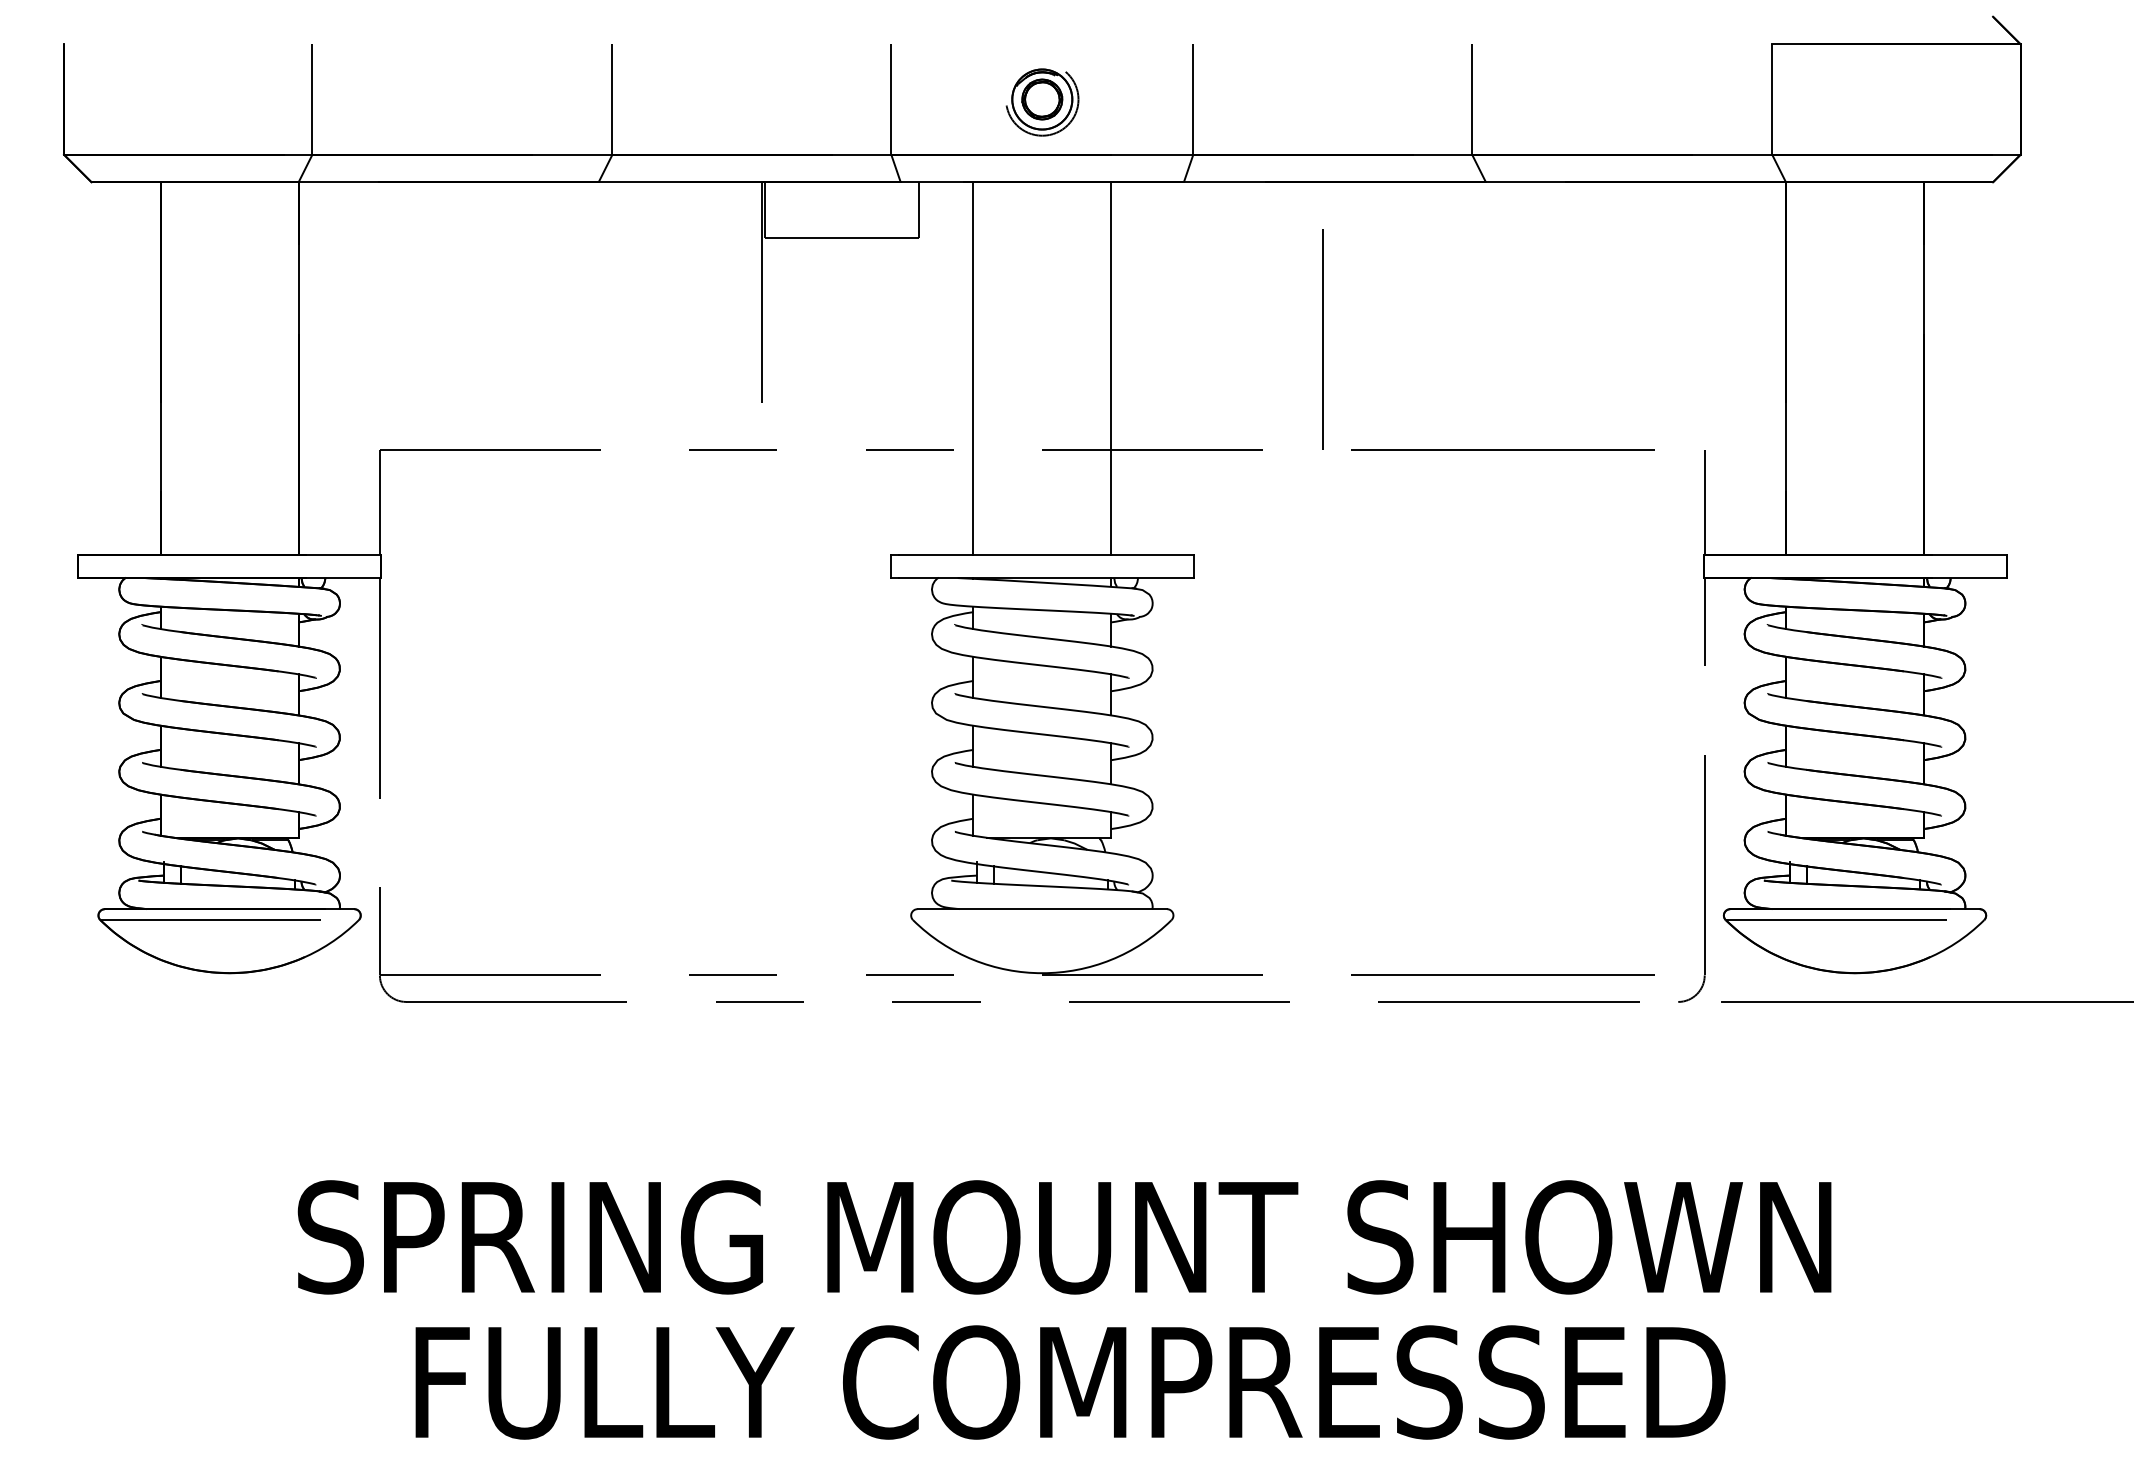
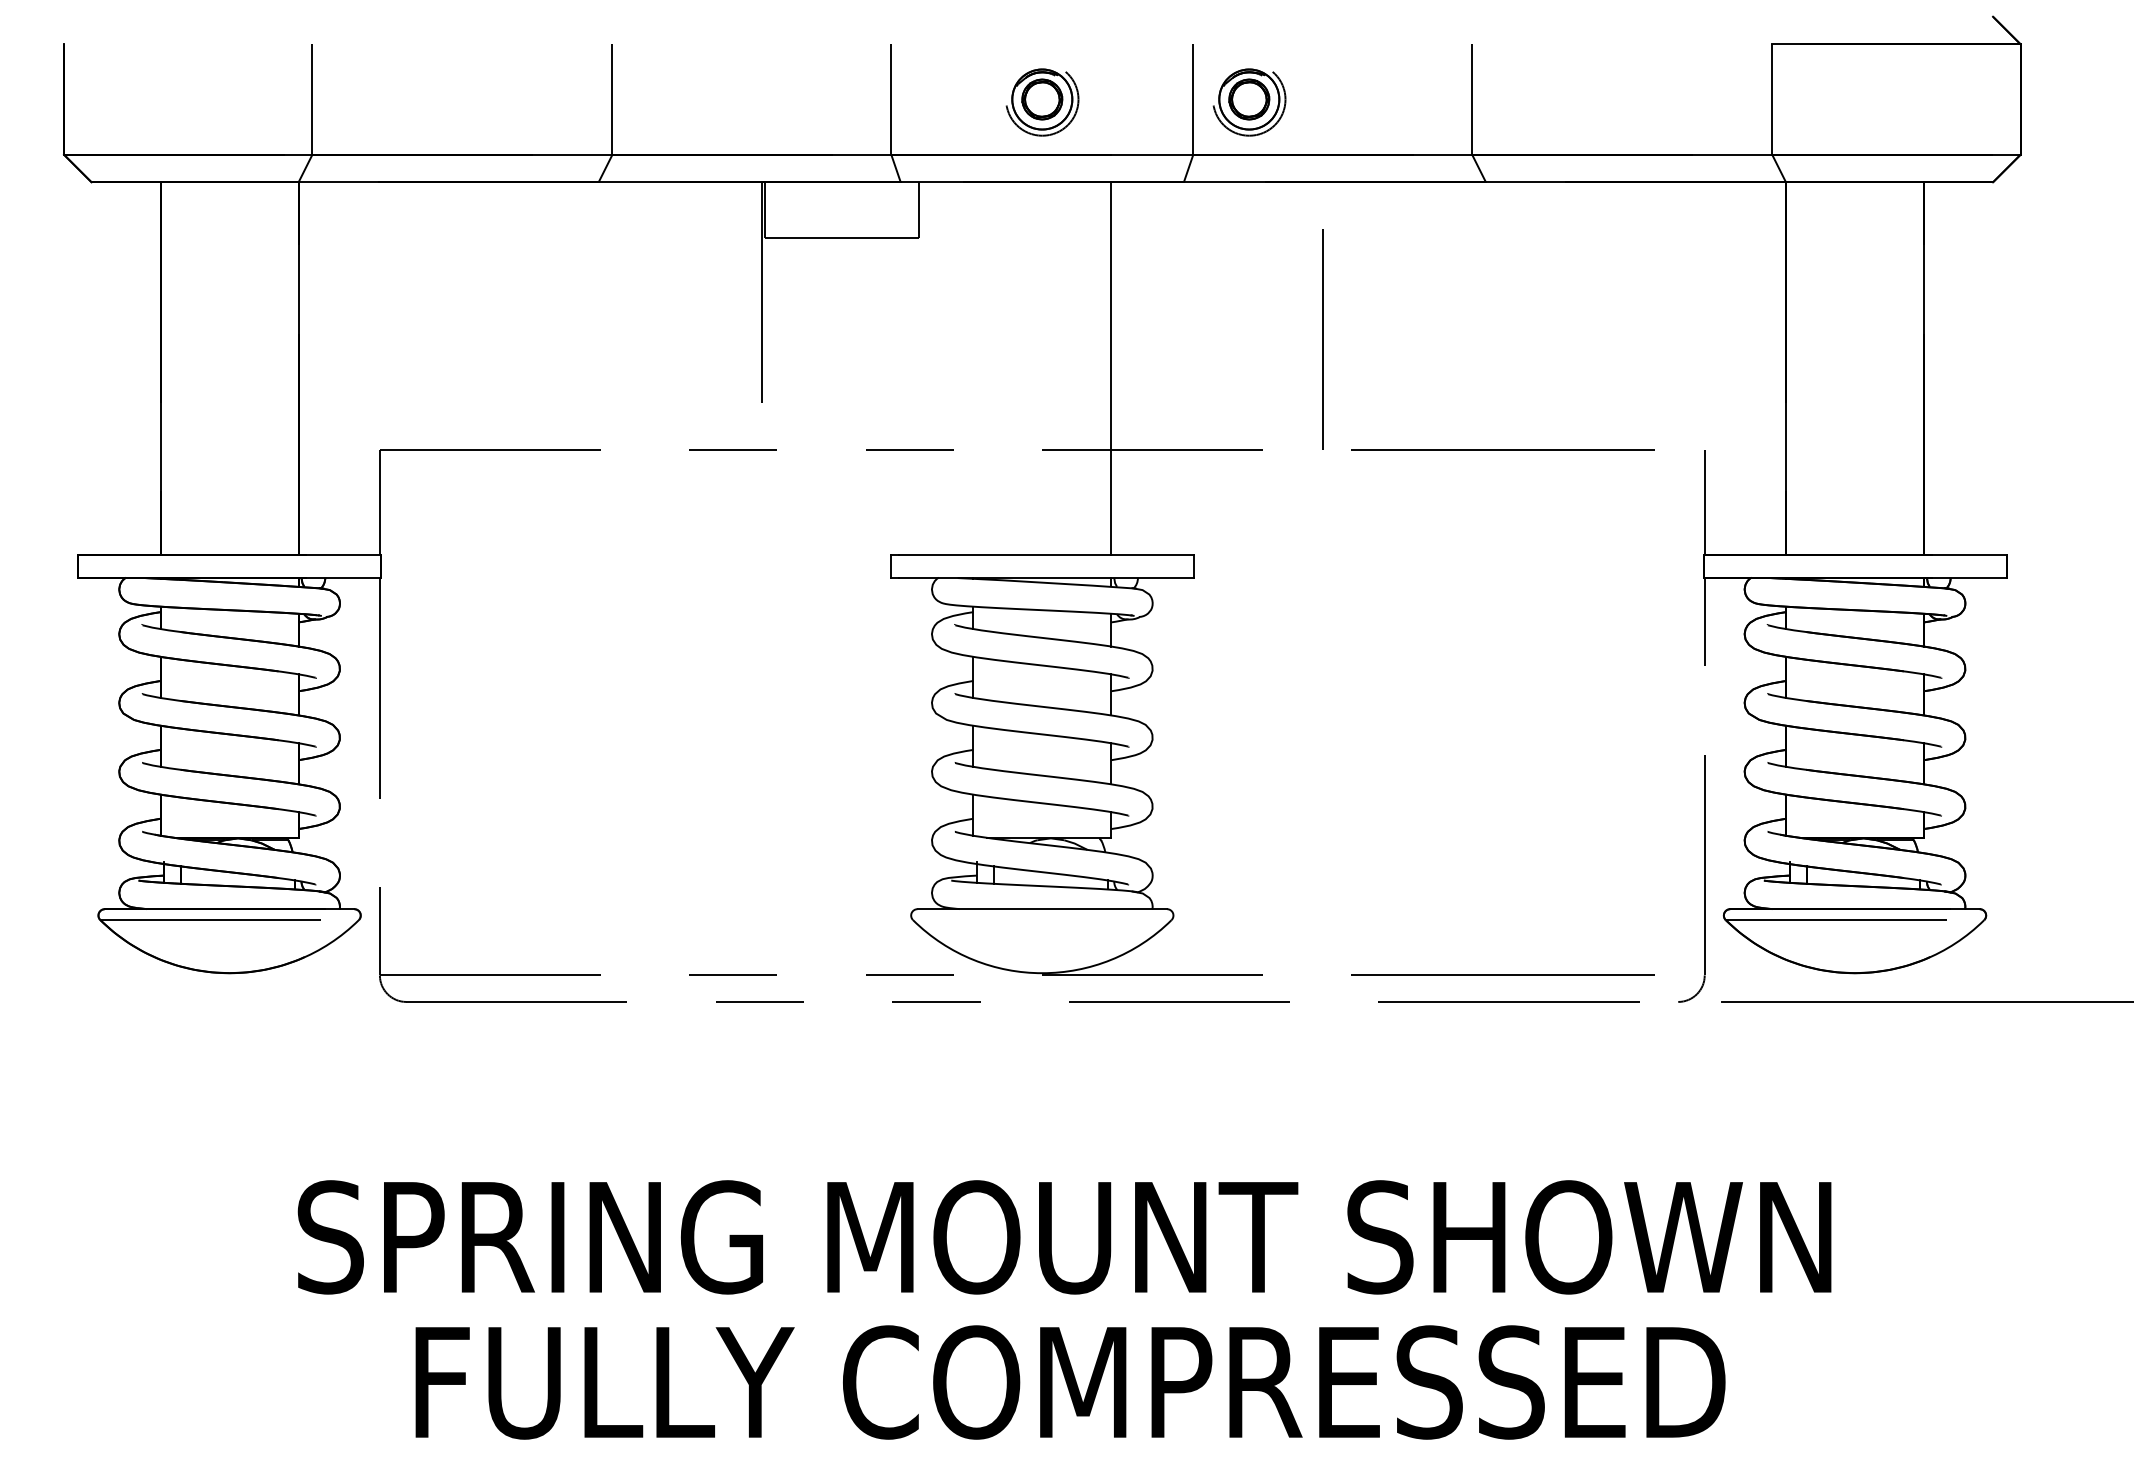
part: none -> present (1249, 102)
line: present -> none (973, 368)
